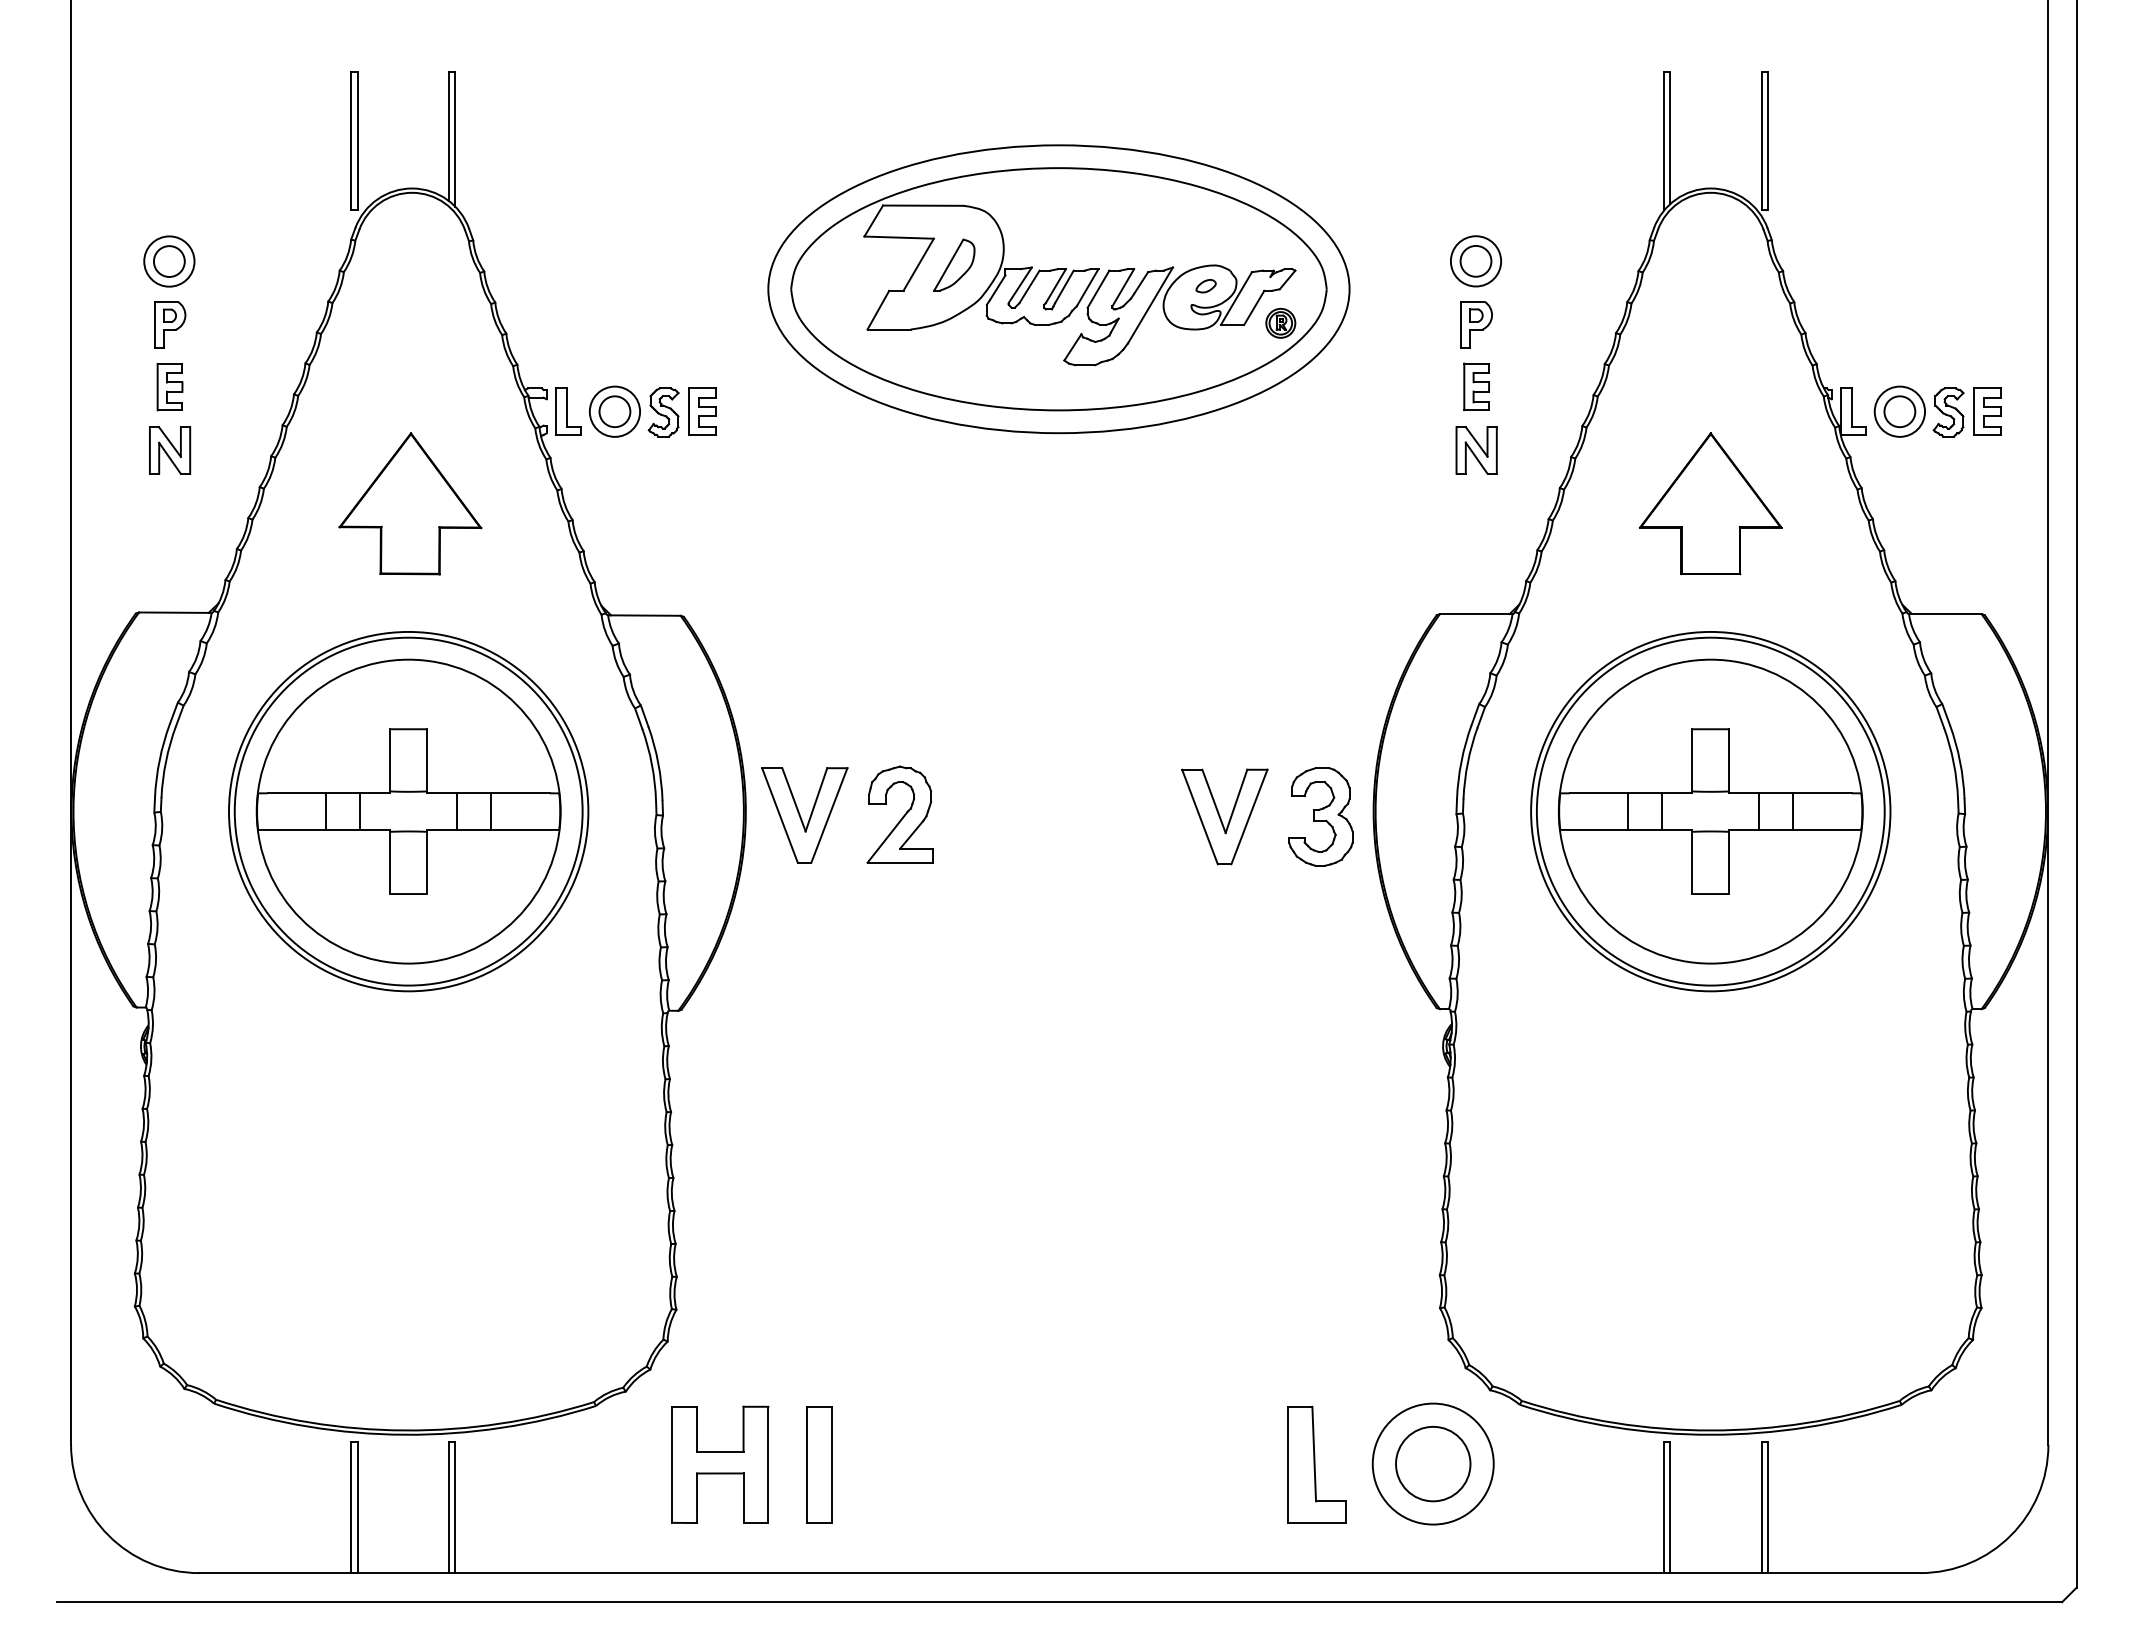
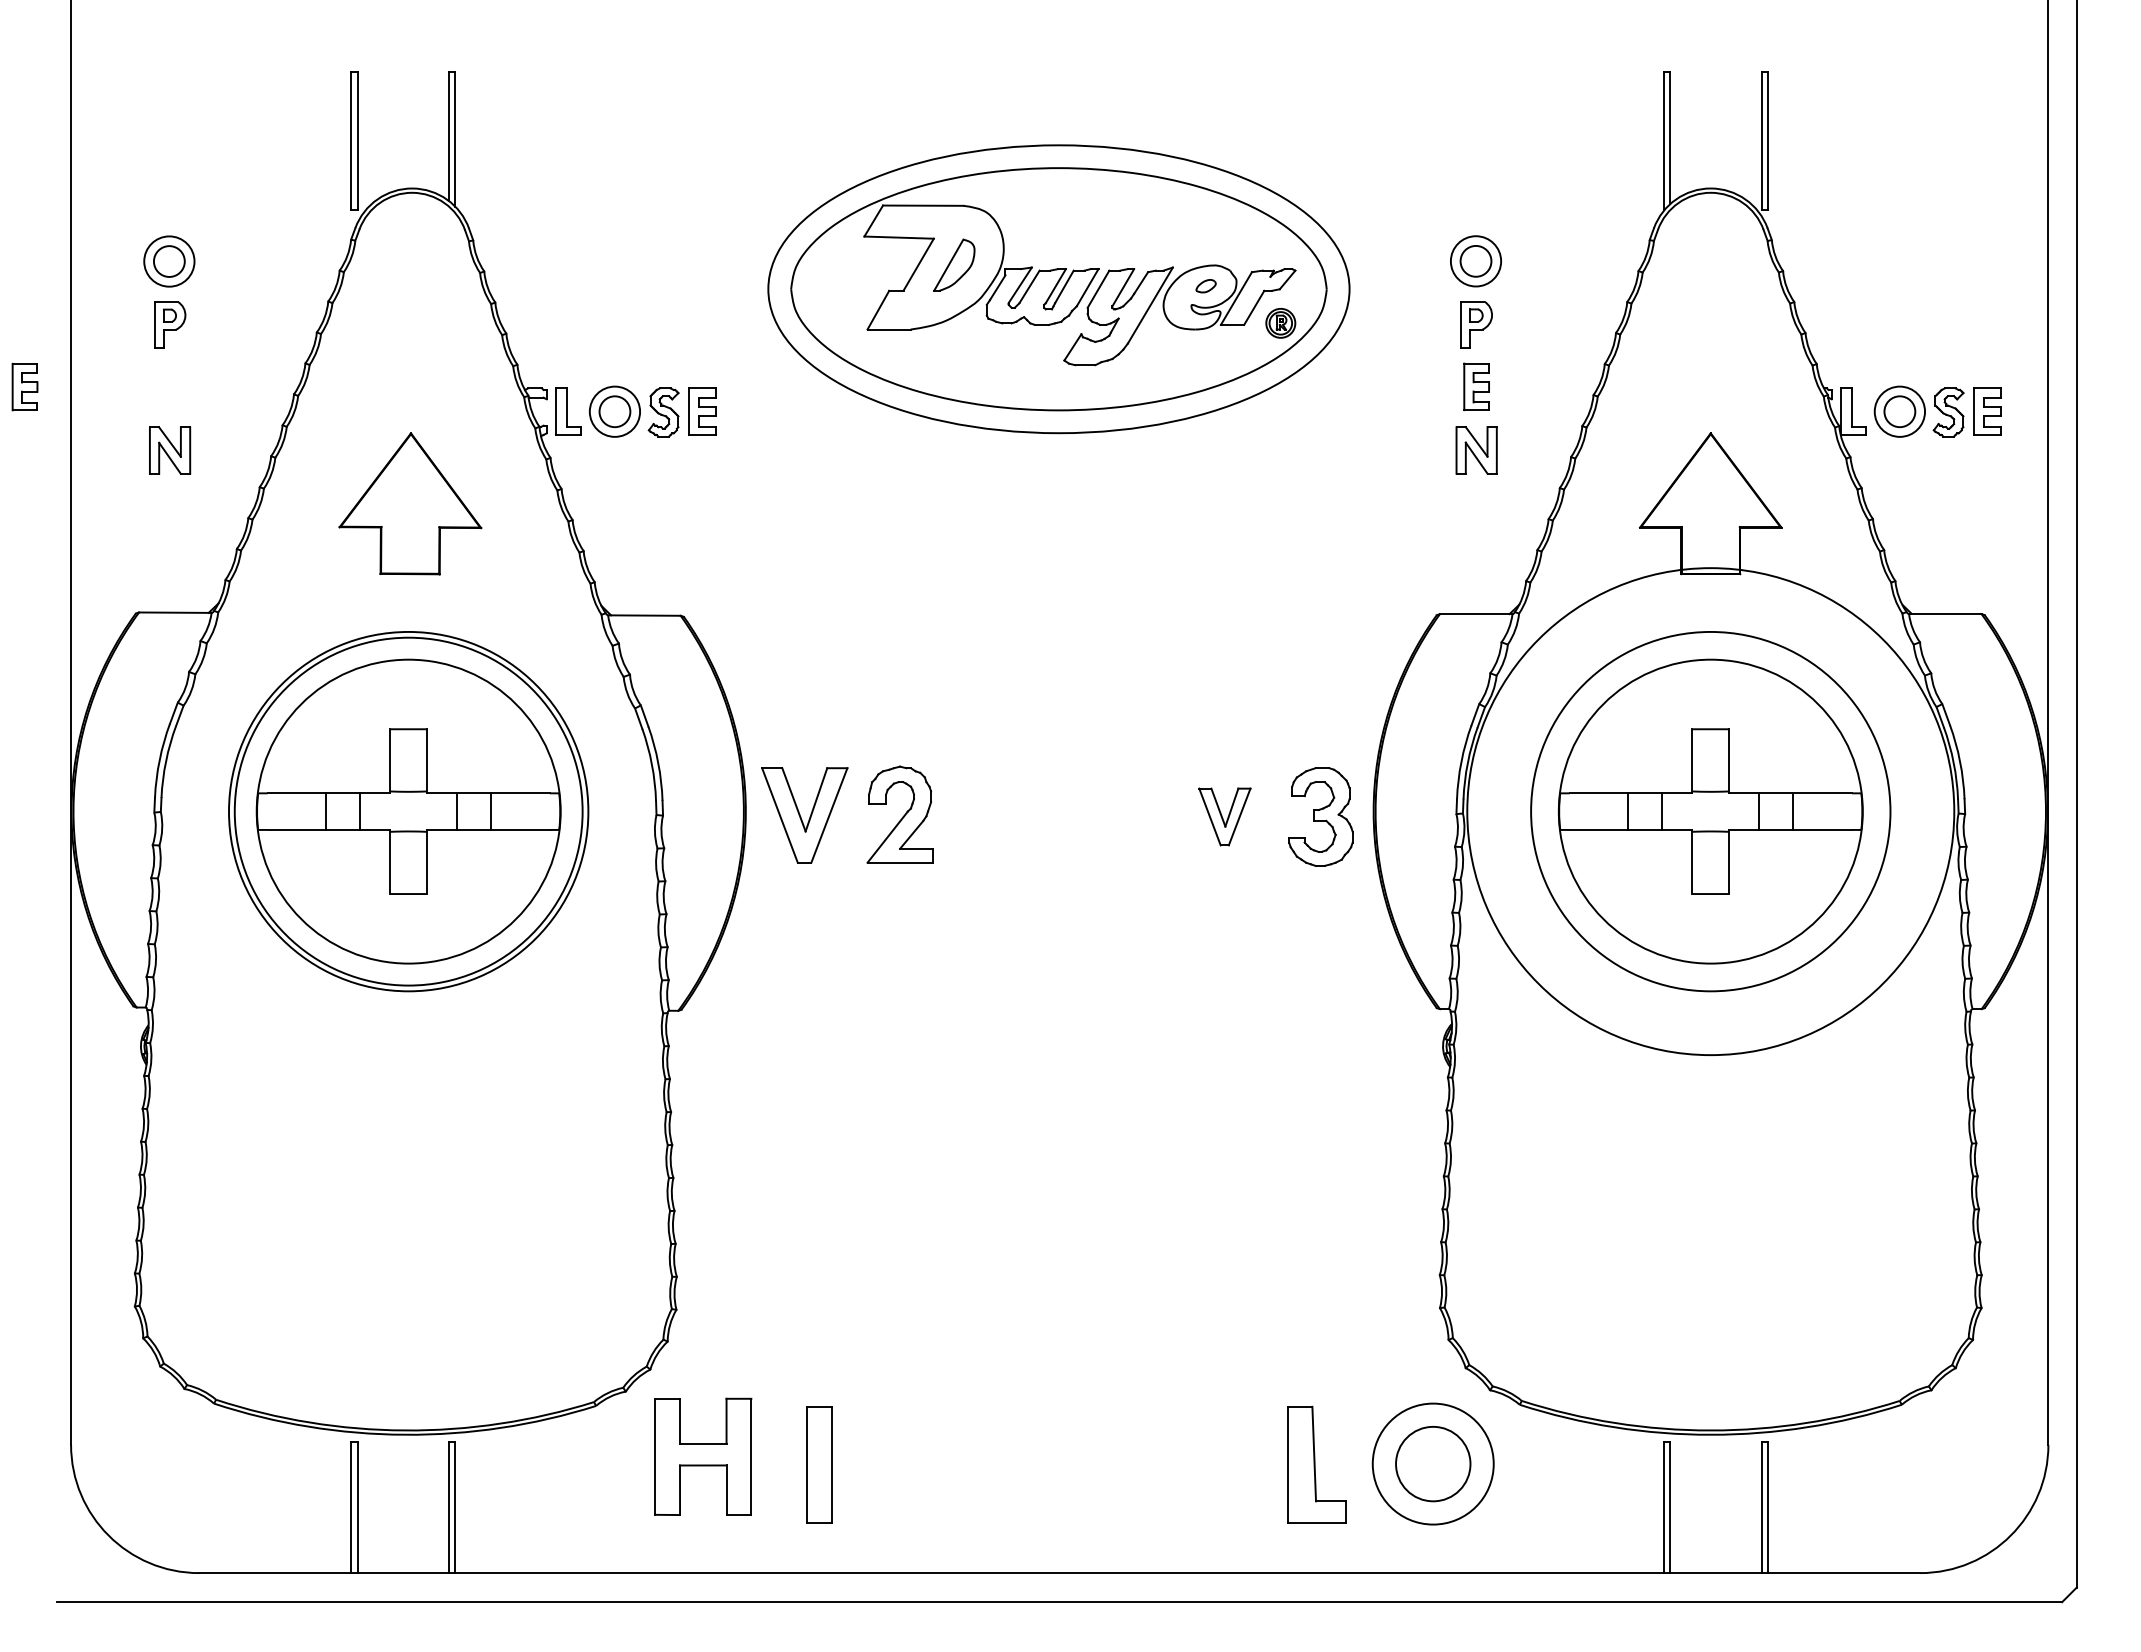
part position: (169, 387) -> (24, 387) (24, 387)
circle diameter: 348 px -> 487 px (1710, 811)
part size: 88x98 px -> 54x60 px (1224, 816)
part position: (720, 1464) -> (703, 1456) (703, 1456)
